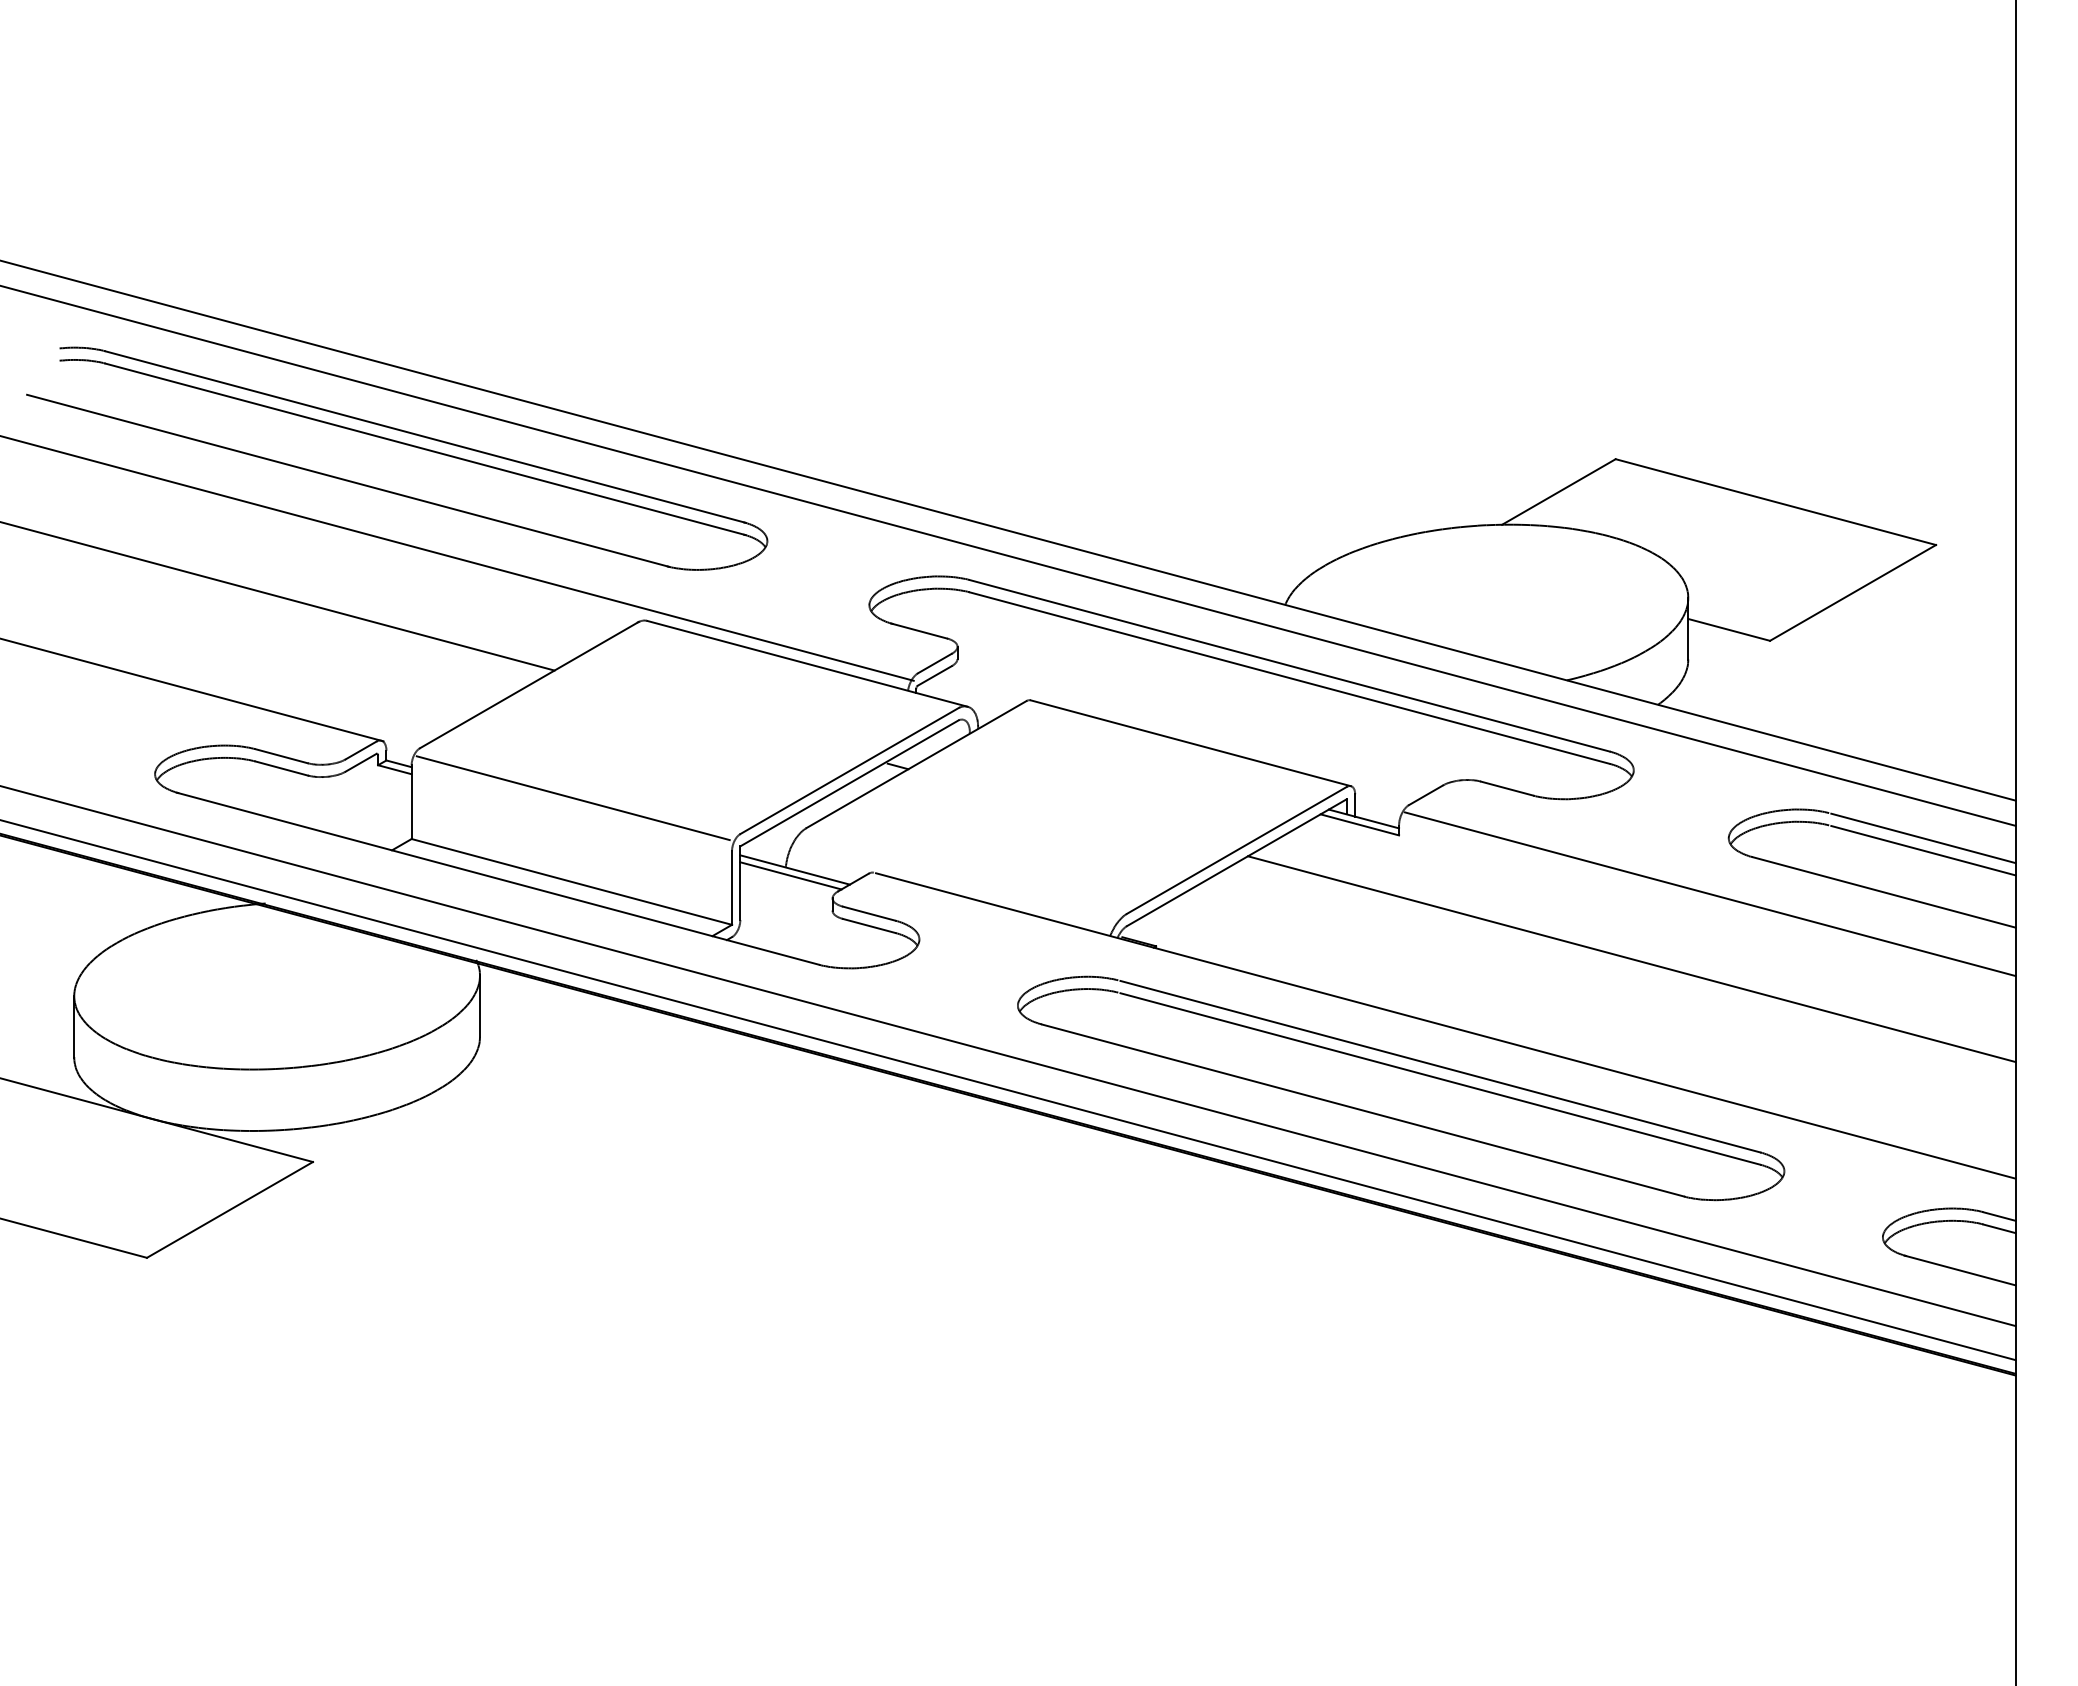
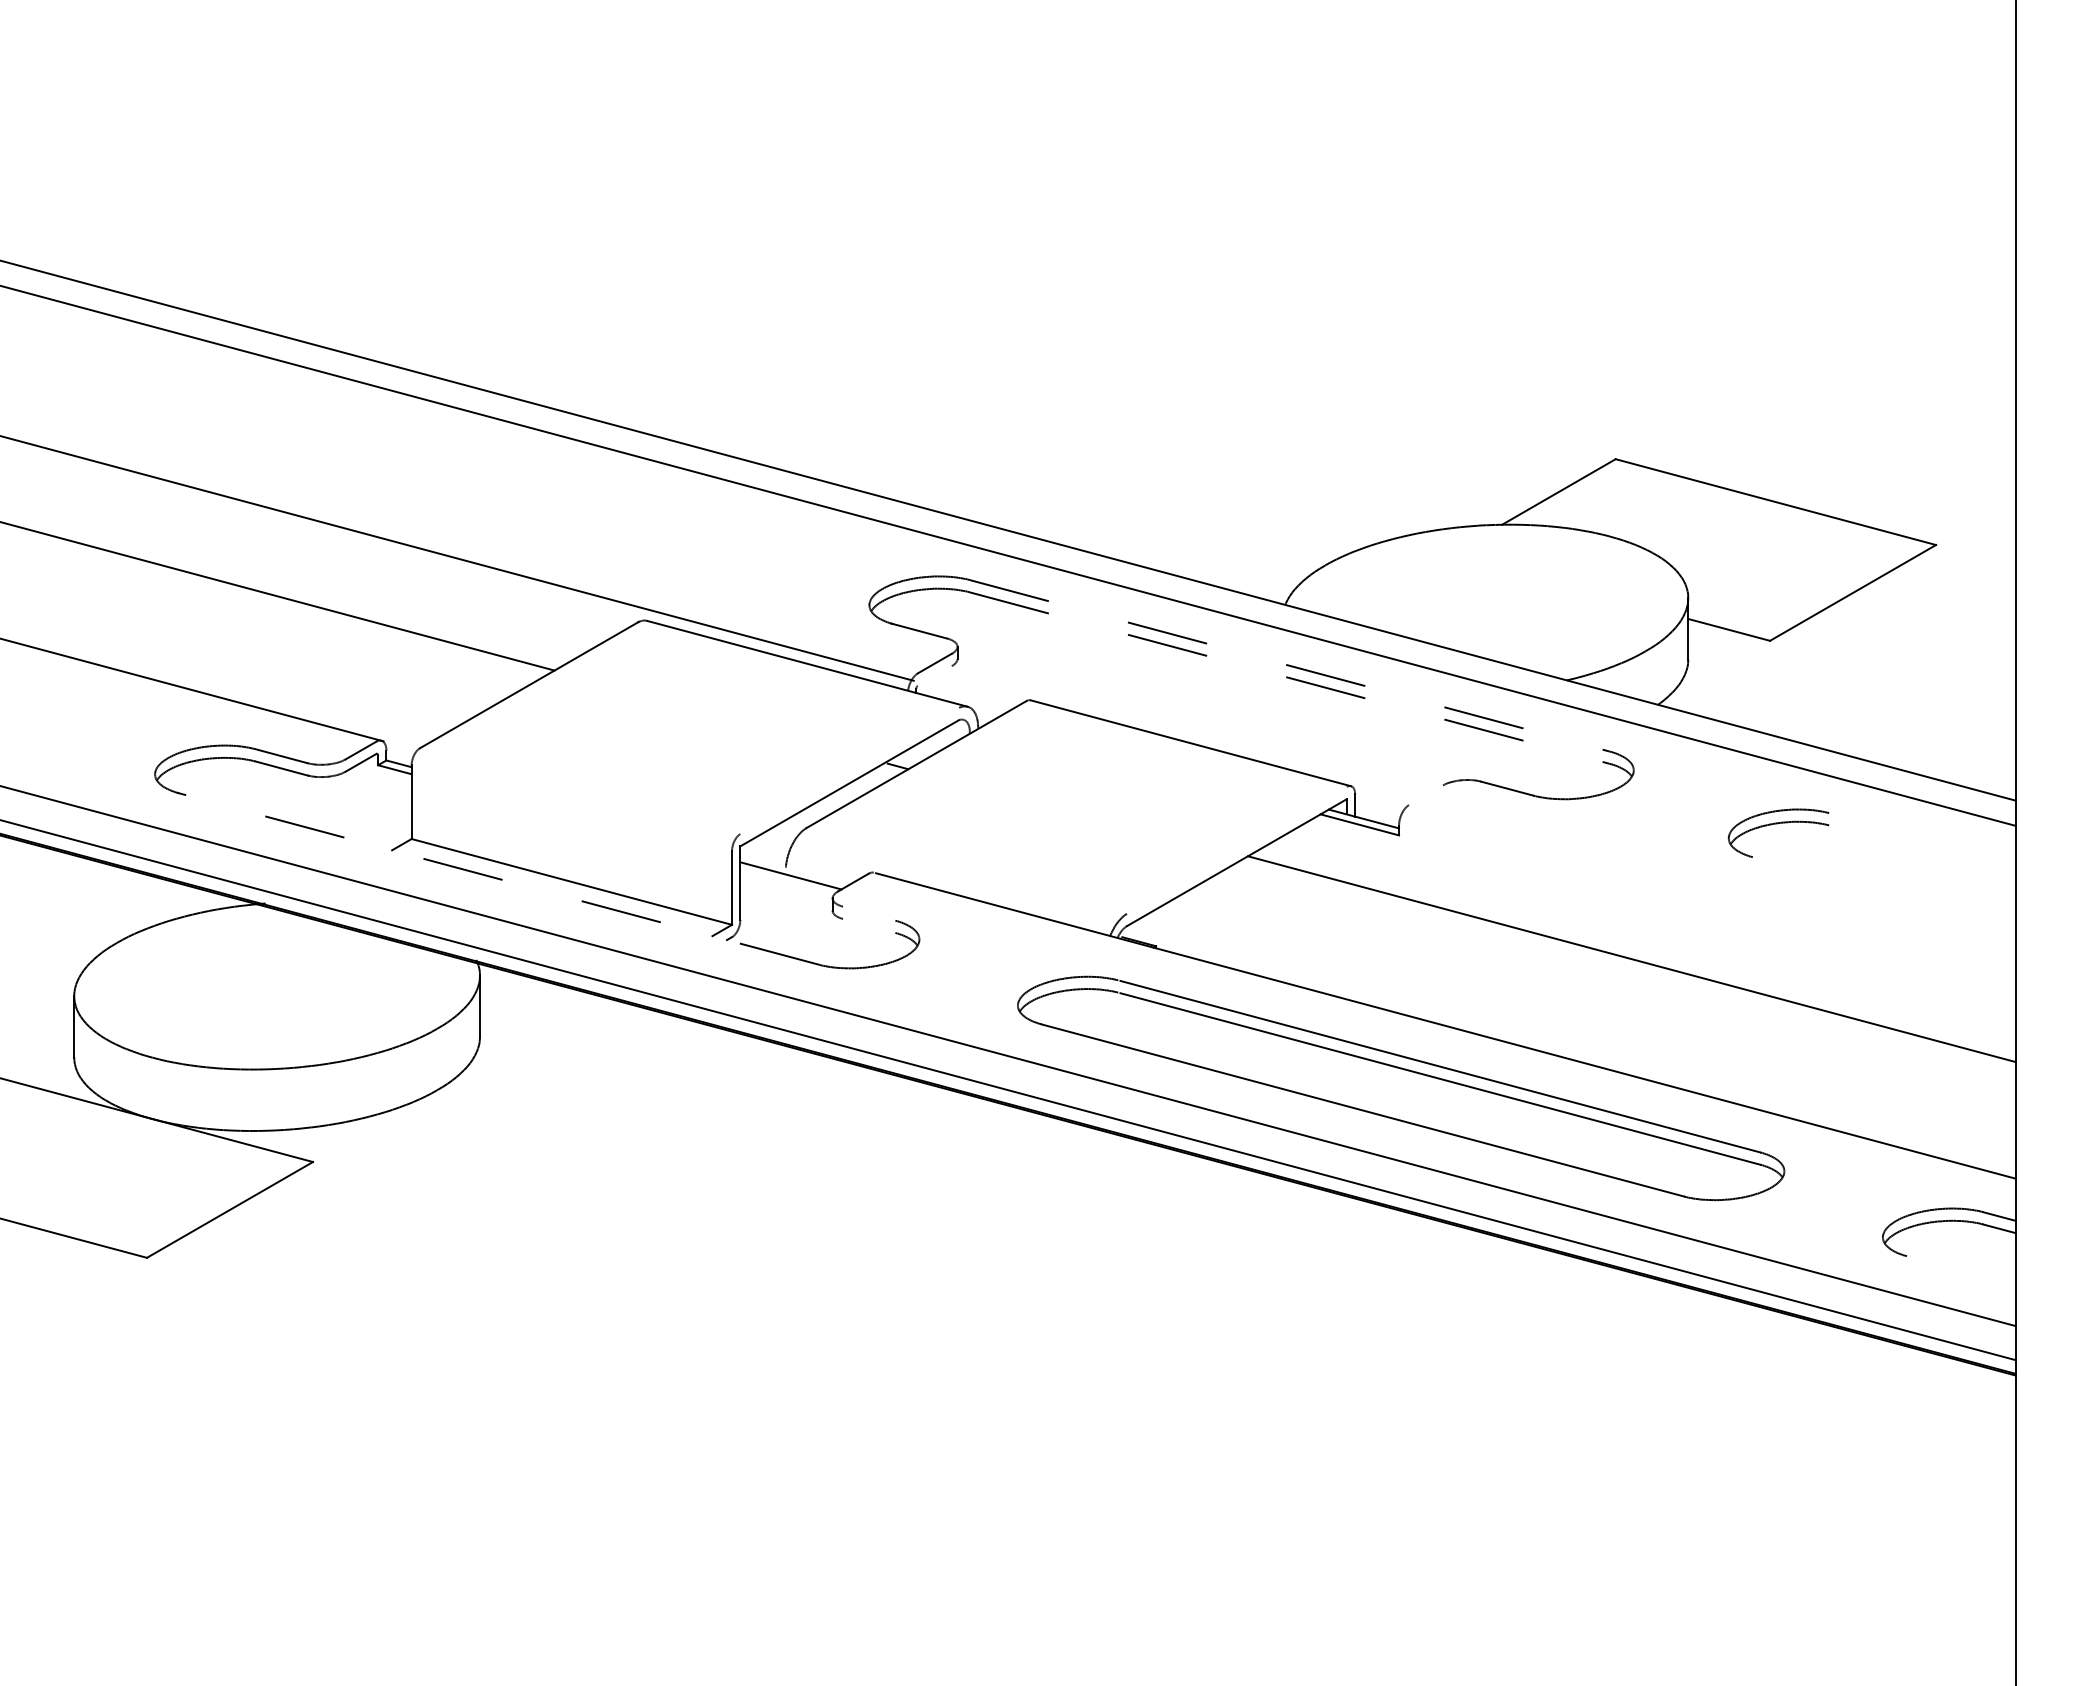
part: present -> none (402, 444)
line: solid -> dashed (1290, 665)
line: present -> none (934, 675)
line: solid -> dashed (1290, 678)
line: present -> none (849, 770)
line: present -> none (1425, 795)
line: present -> none (572, 798)
line: present -> none (1923, 838)
line: present -> none (1236, 849)
line: present -> none (1923, 850)
line: present -> none (794, 869)
line: solid -> dashed (497, 878)
line: present -> none (1883, 892)
line: present -> none (1709, 894)
line: present -> none (869, 913)
line: present -> none (869, 925)
line: present -> none (1959, 1270)
